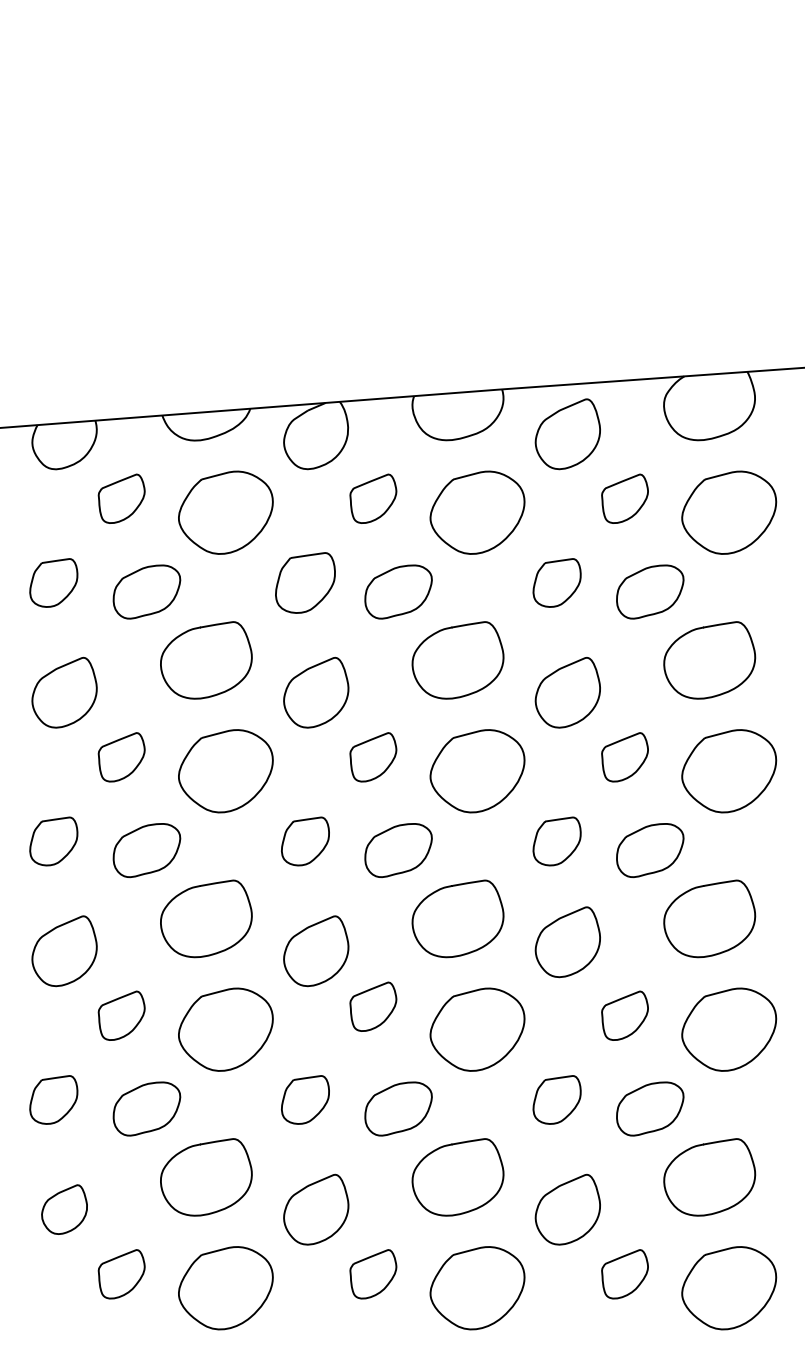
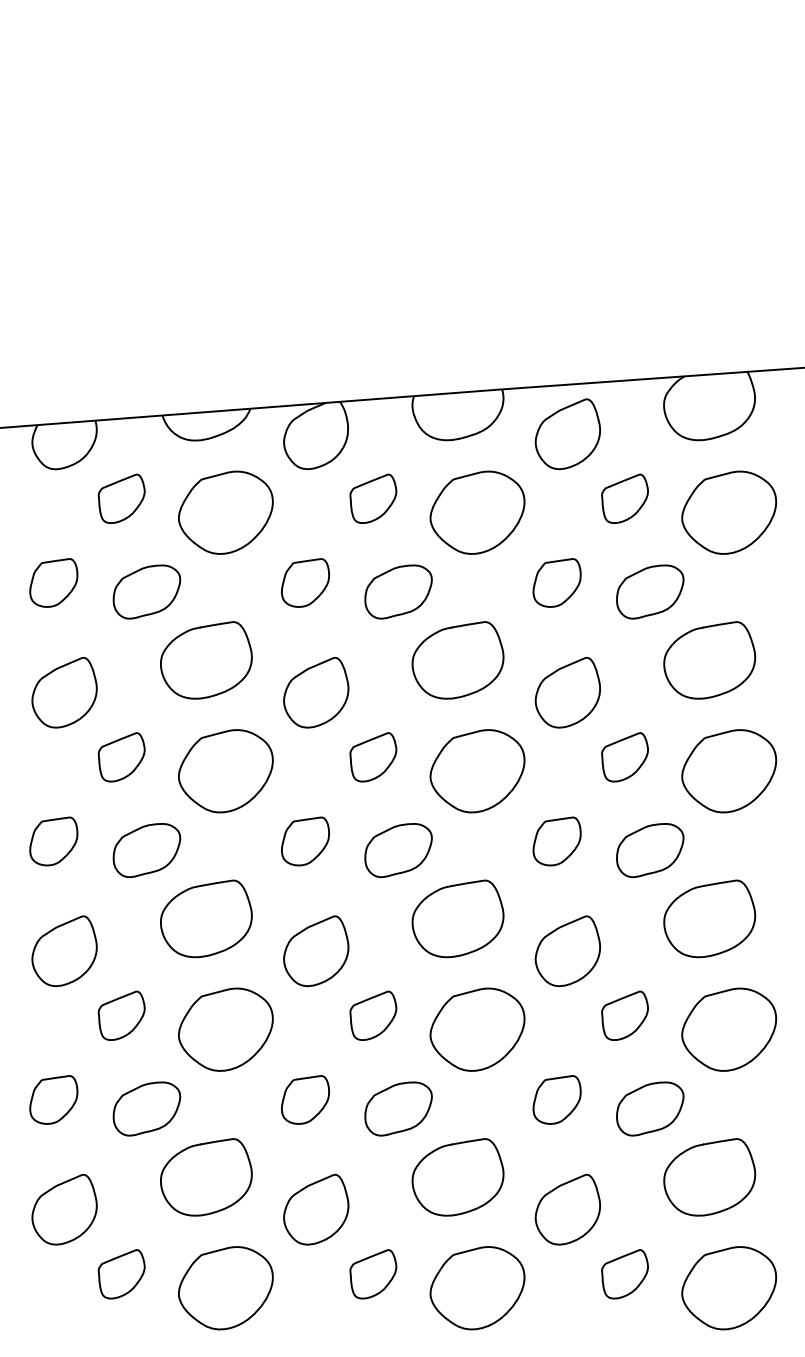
part size: 61x62 px -> 49x50 px (305, 582)
part position: (567, 942) -> (567, 951) (567, 951)
part position: (373, 1006) -> (373, 1015) (373, 1015)
part size: 47x51 px -> 67x73 px (64, 1209)
